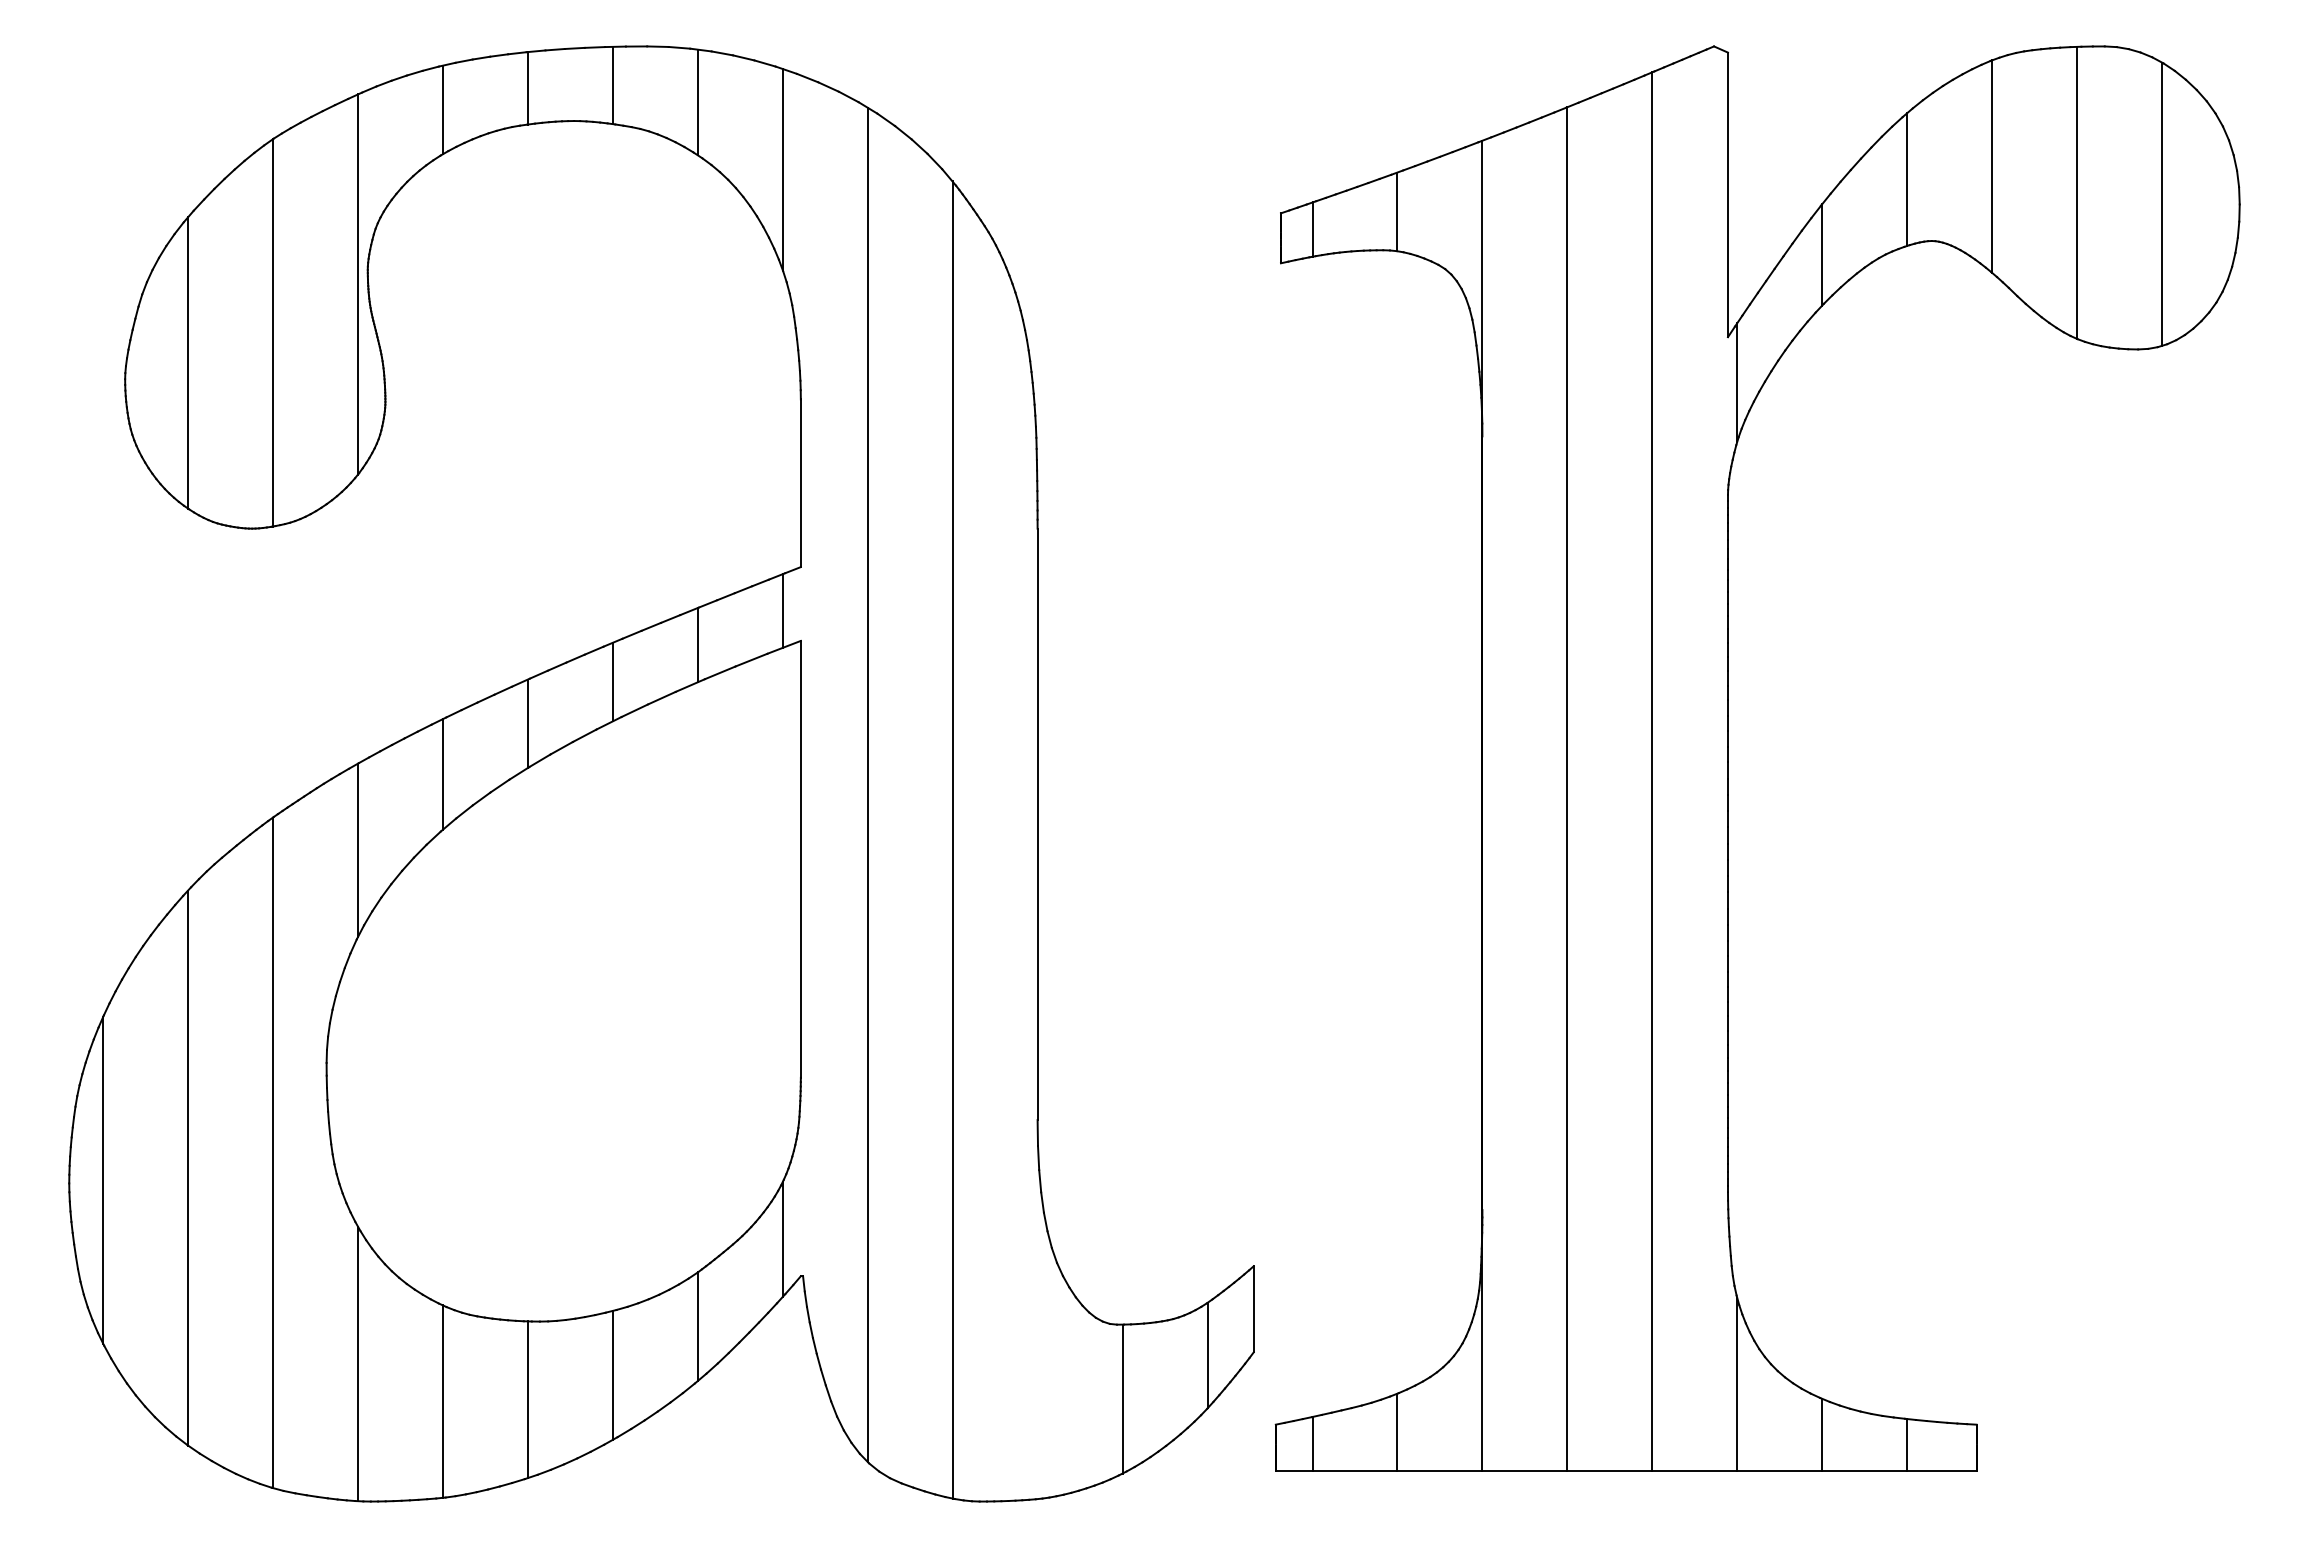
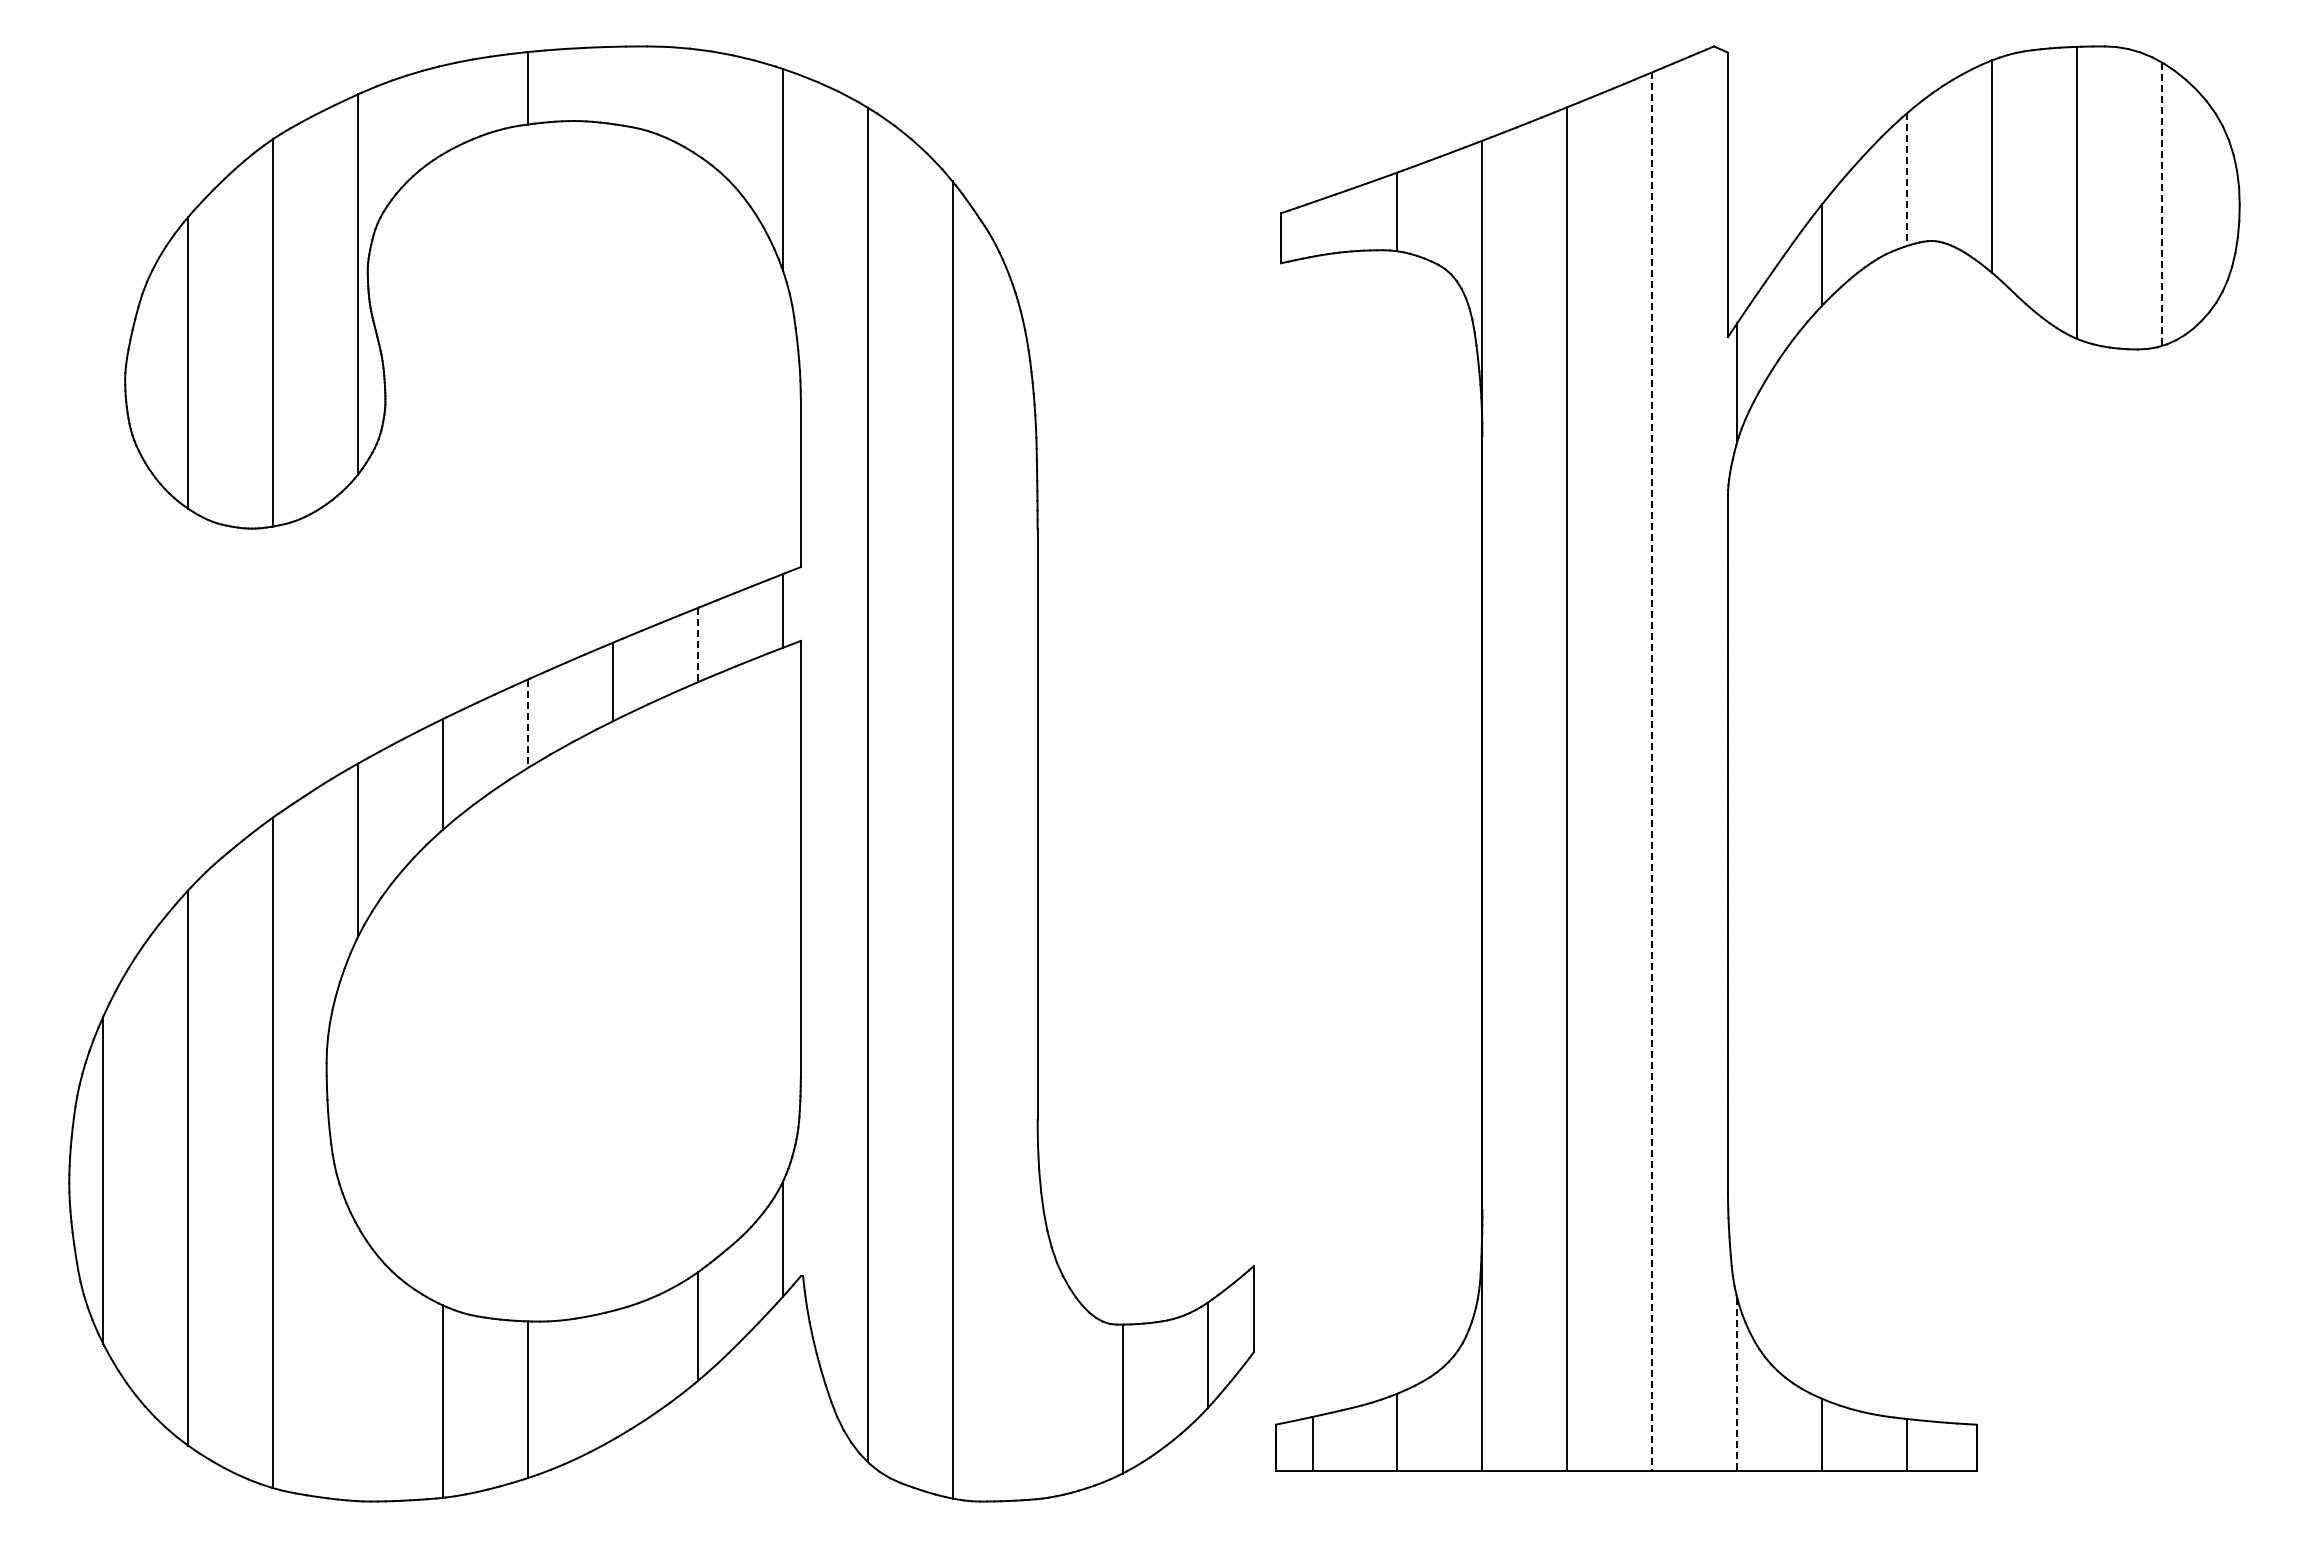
line: present -> none (612, 85)
line: present -> none (697, 102)
line: present -> none (442, 109)
line: solid -> dashed (1907, 180)
line: solid -> dashed (2162, 204)
line: present -> none (1312, 229)
line: solid -> dashed (697, 645)
line: solid -> dashed (527, 724)
line: solid -> dashed (1652, 772)
line: present -> none (357, 1363)
line: present -> none (612, 1374)
line: solid -> dashed (1737, 1384)
